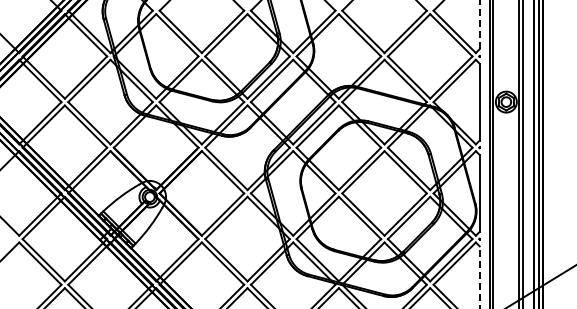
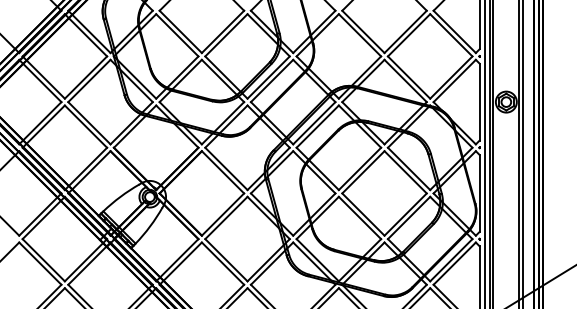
line: dashed -> solid (479, 24)
line: none -> present (484, 153)
line: dashed -> solid (479, 277)
